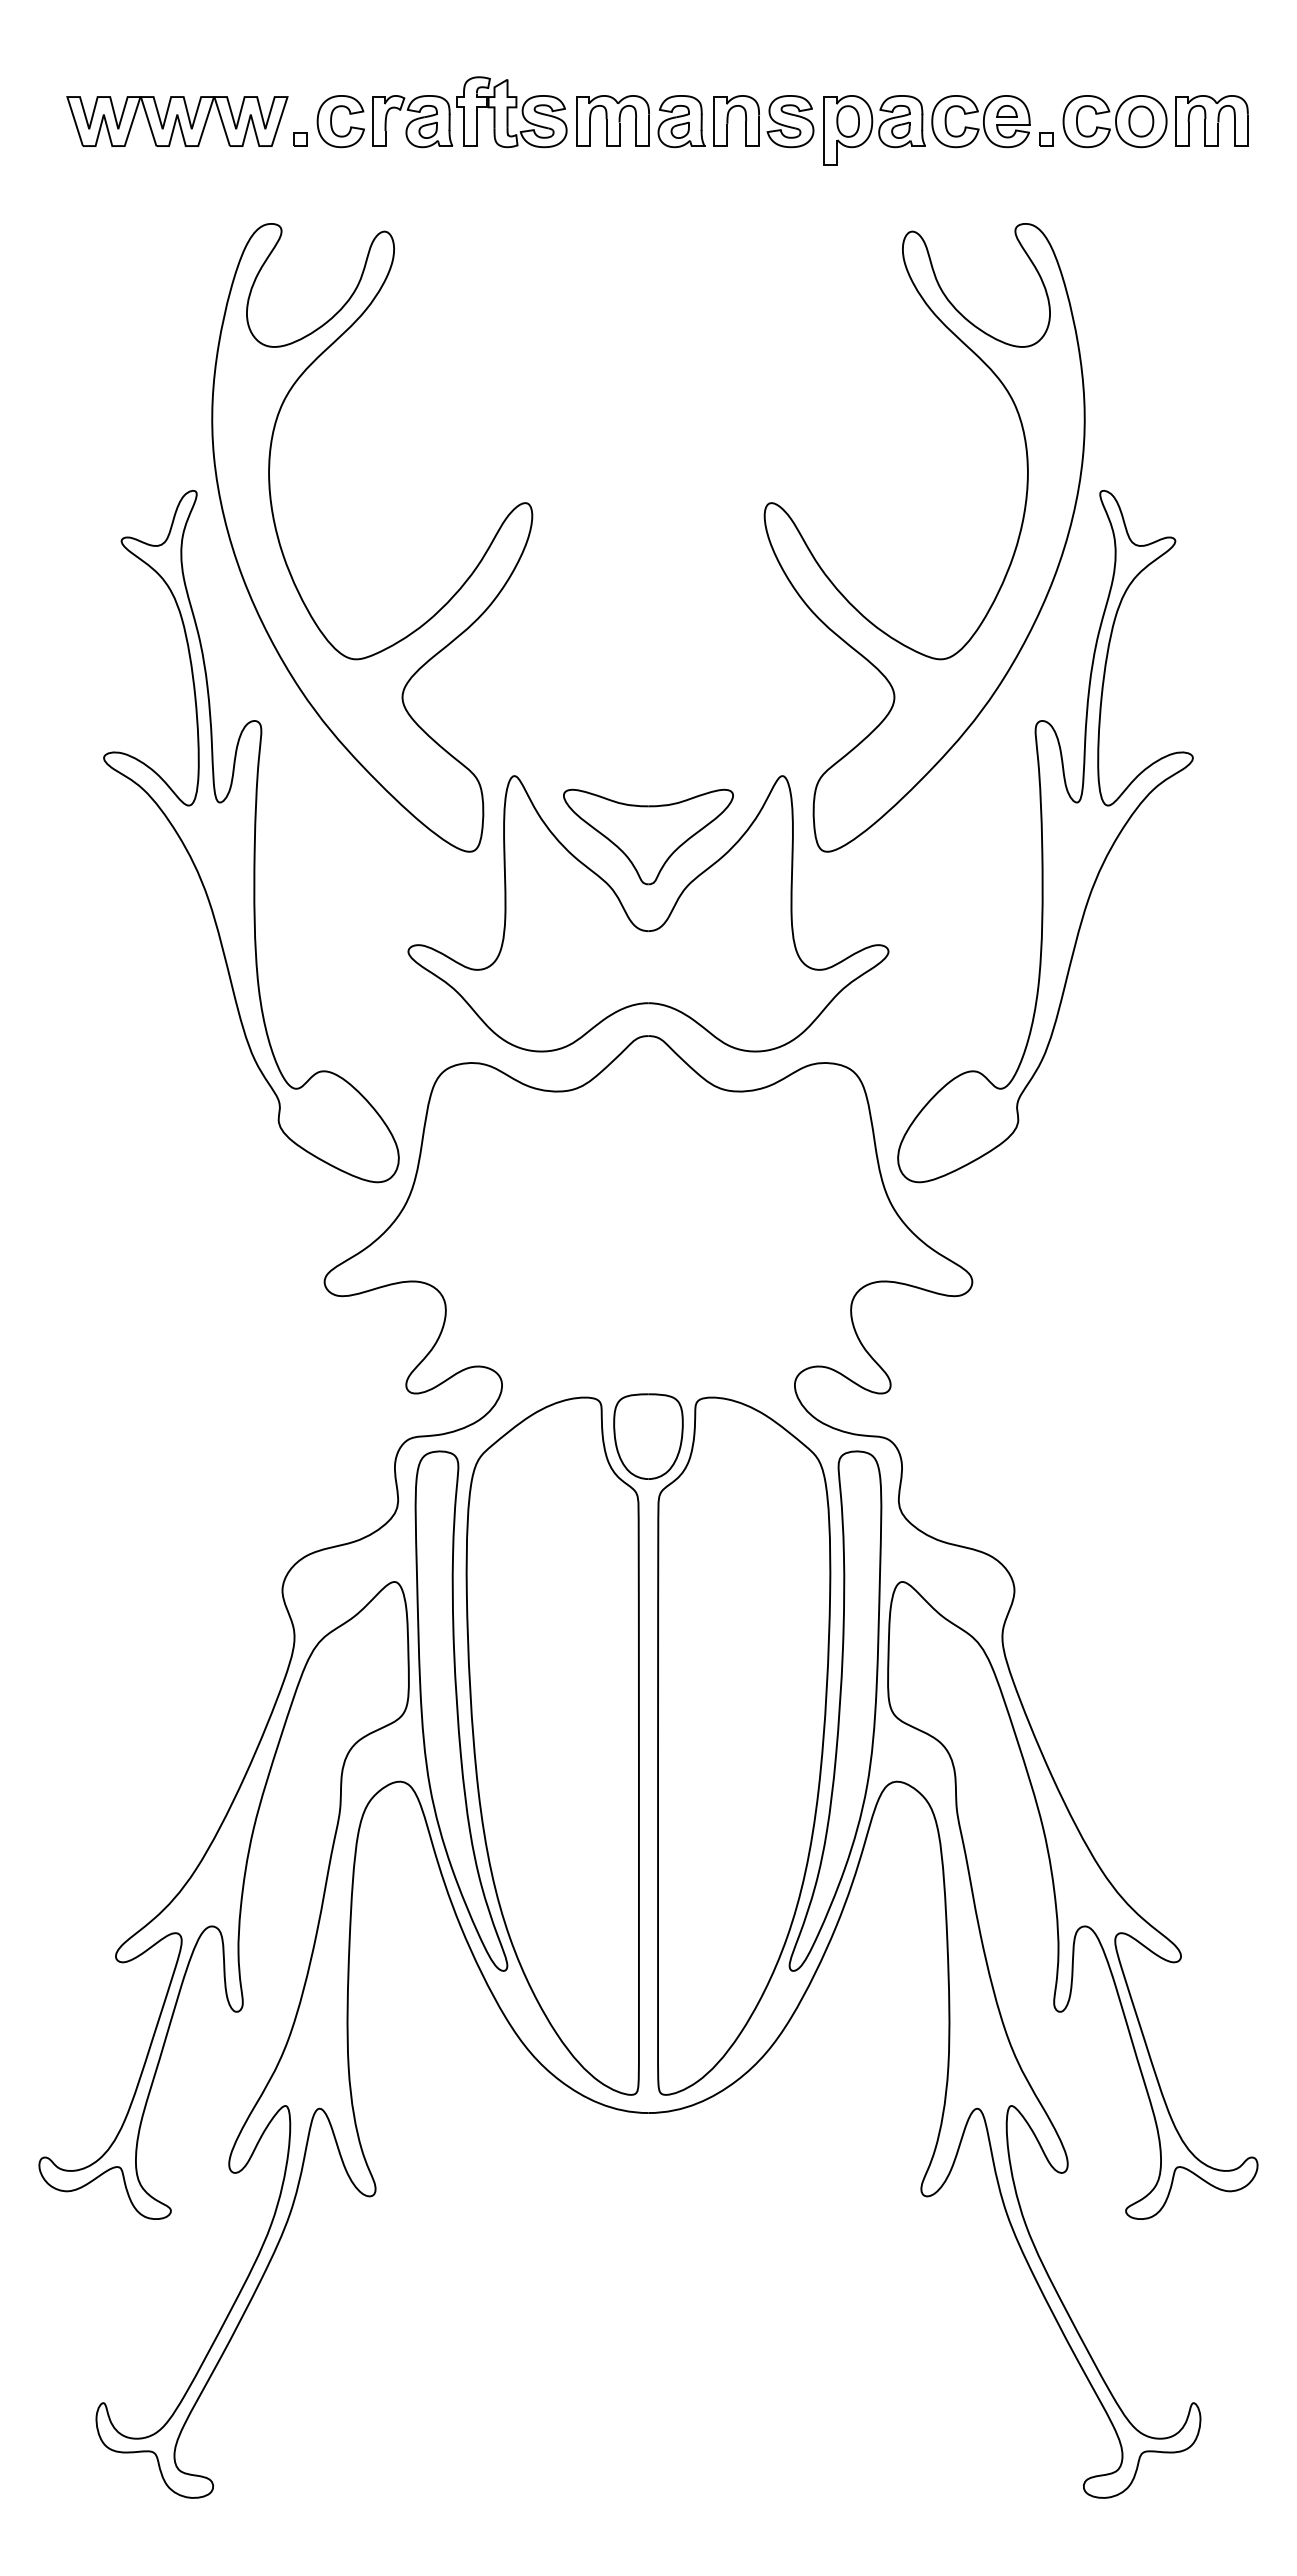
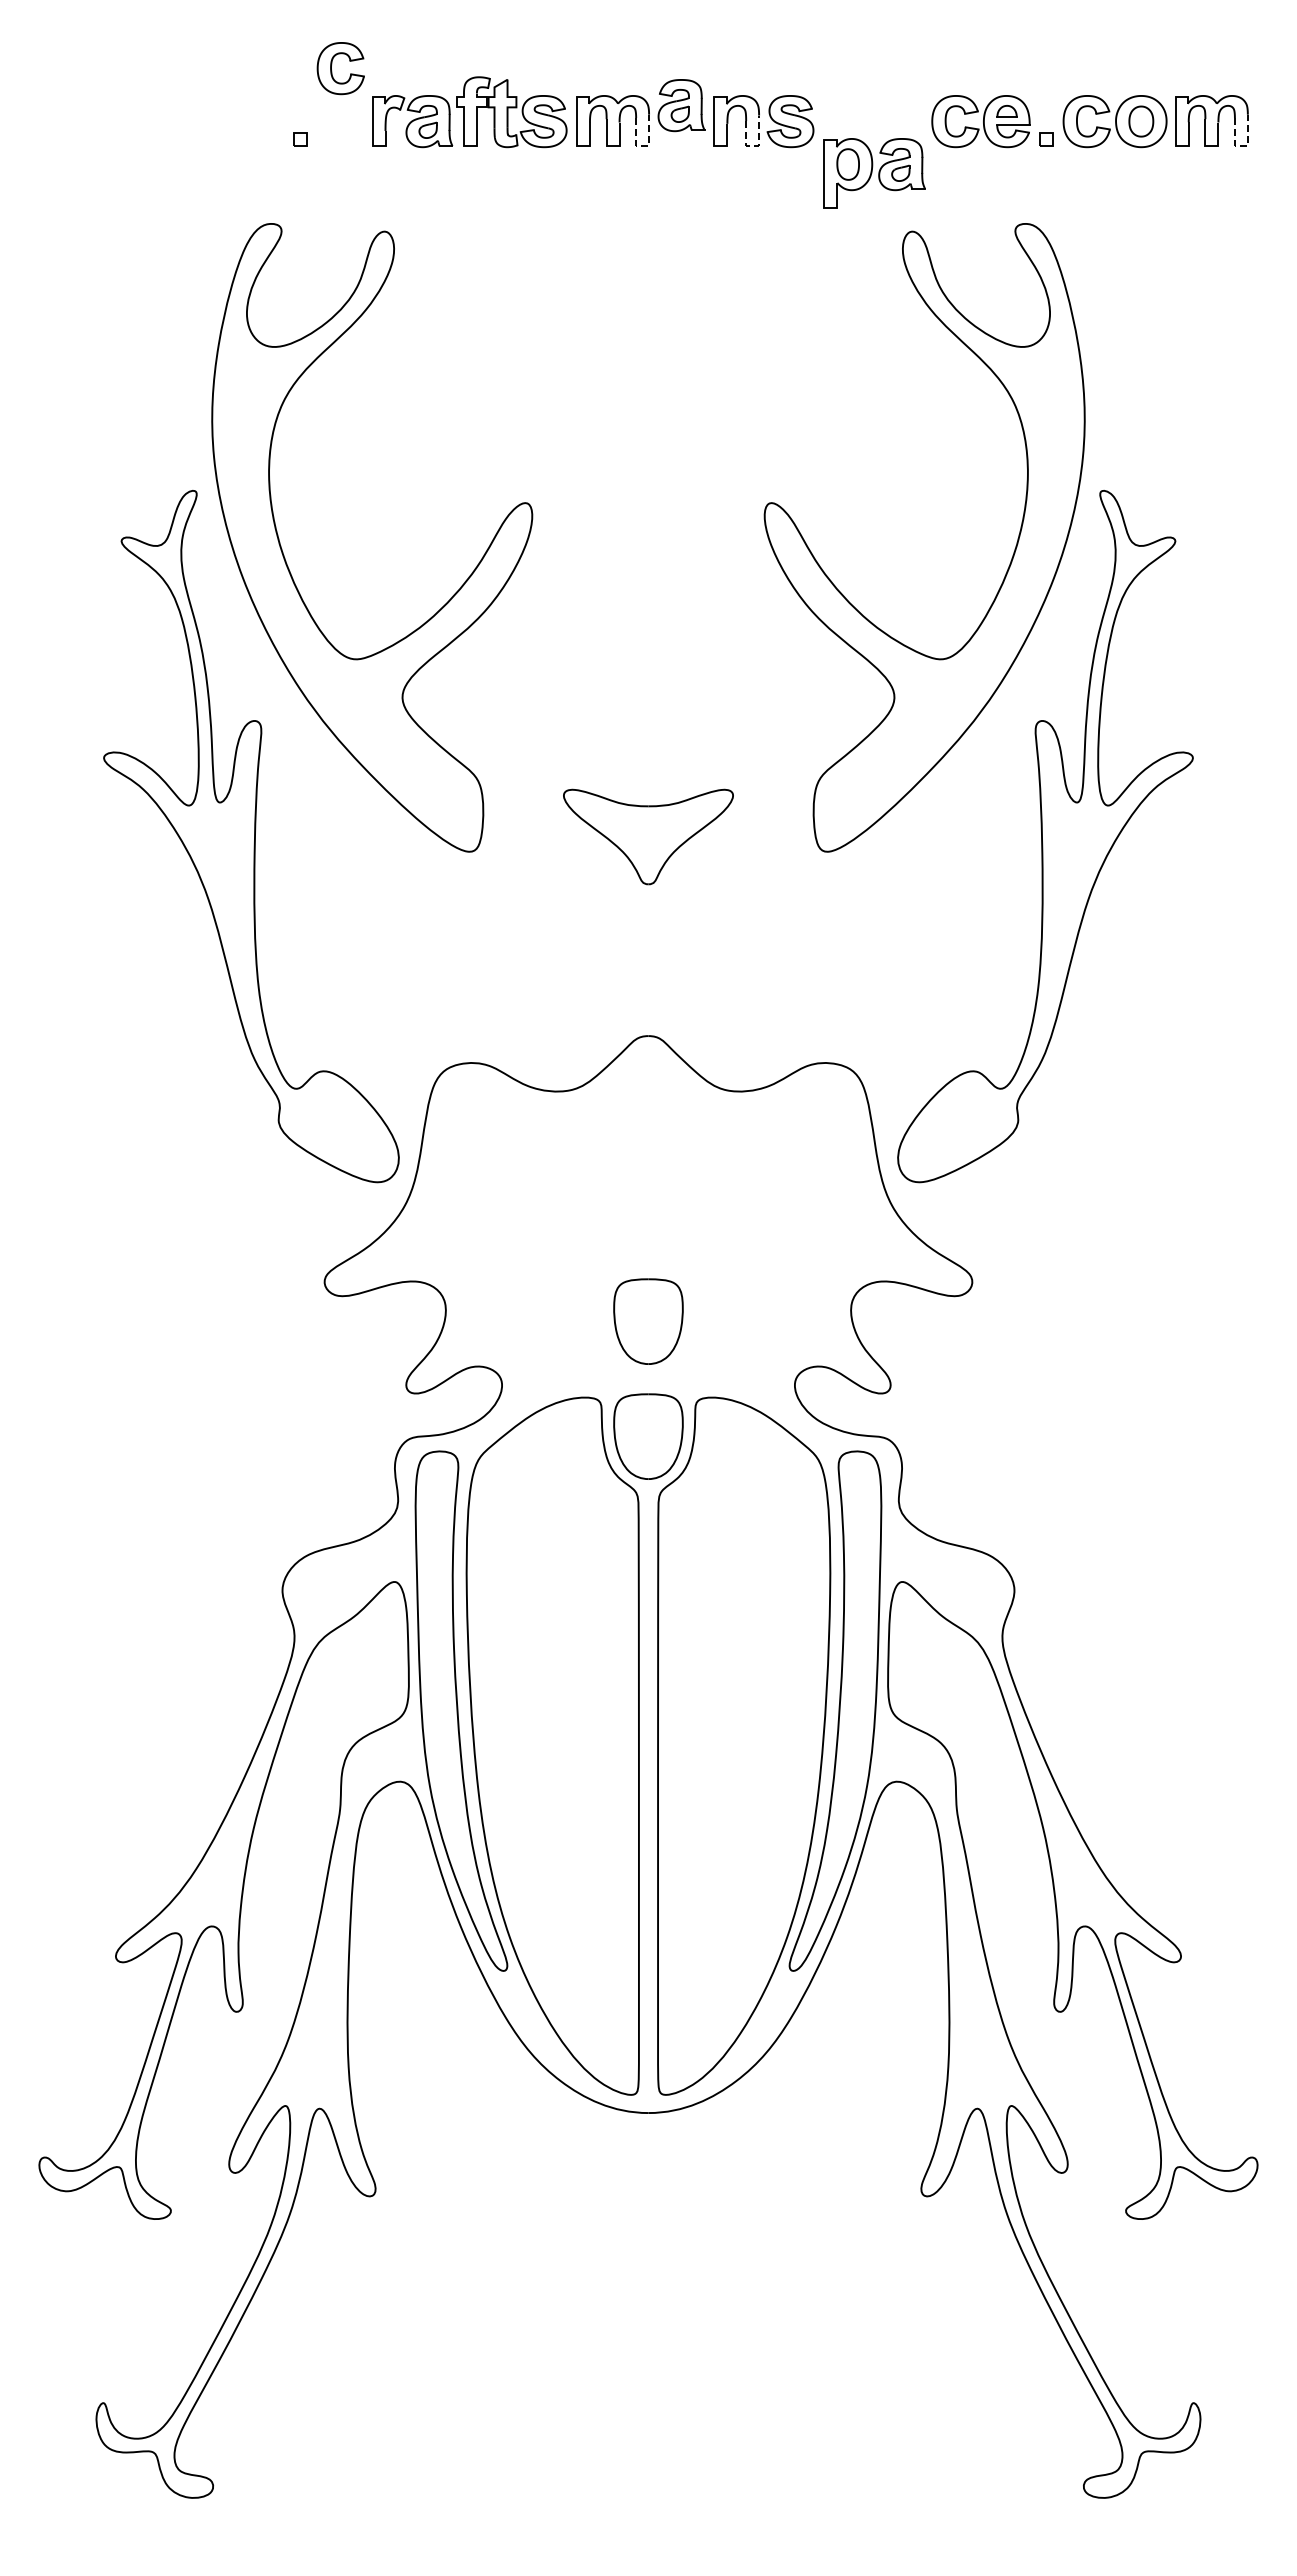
part: present -> none (177, 121)
part position: (681, 121) -> (681, 105) (681, 105)
part position: (332, 124) -> (332, 71) (332, 71)
part position: (874, 130) -> (874, 173) (874, 173)
line: solid -> dashed (644, 146)
line: solid -> dashed (755, 146)
line: solid -> dashed (1242, 146)
part: present -> none (644, 929)
part: none -> present (648, 1321)
